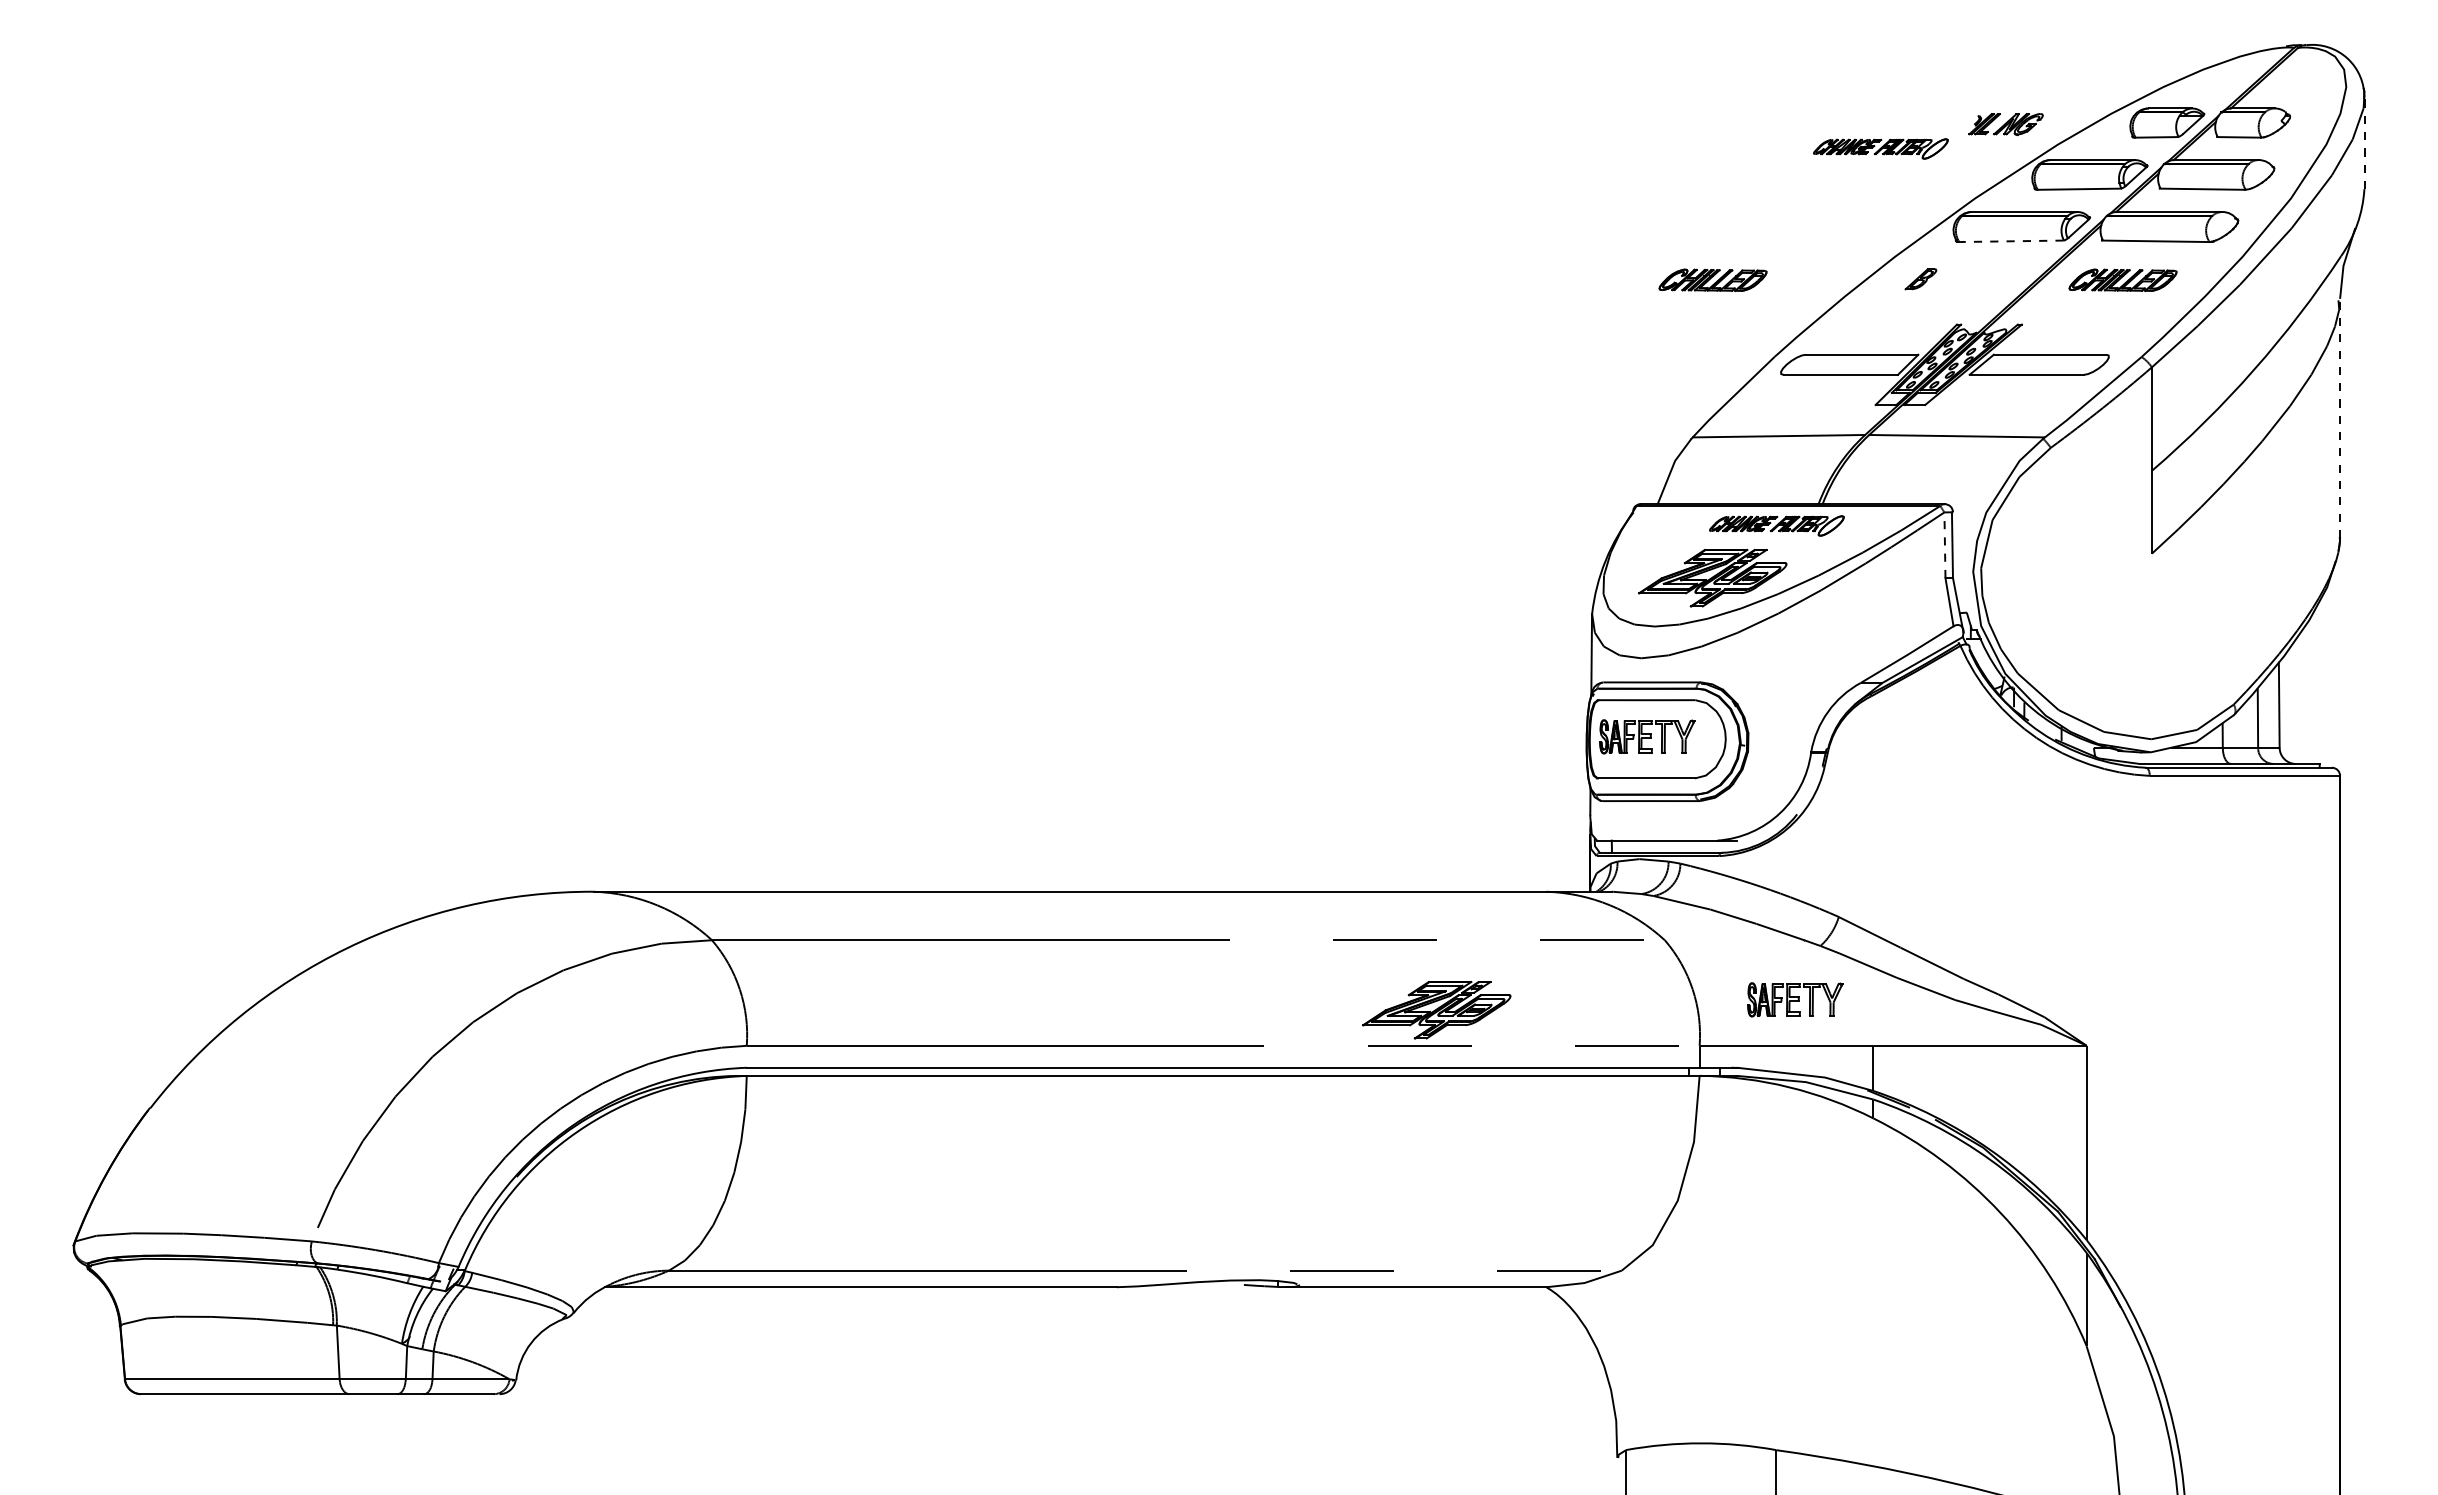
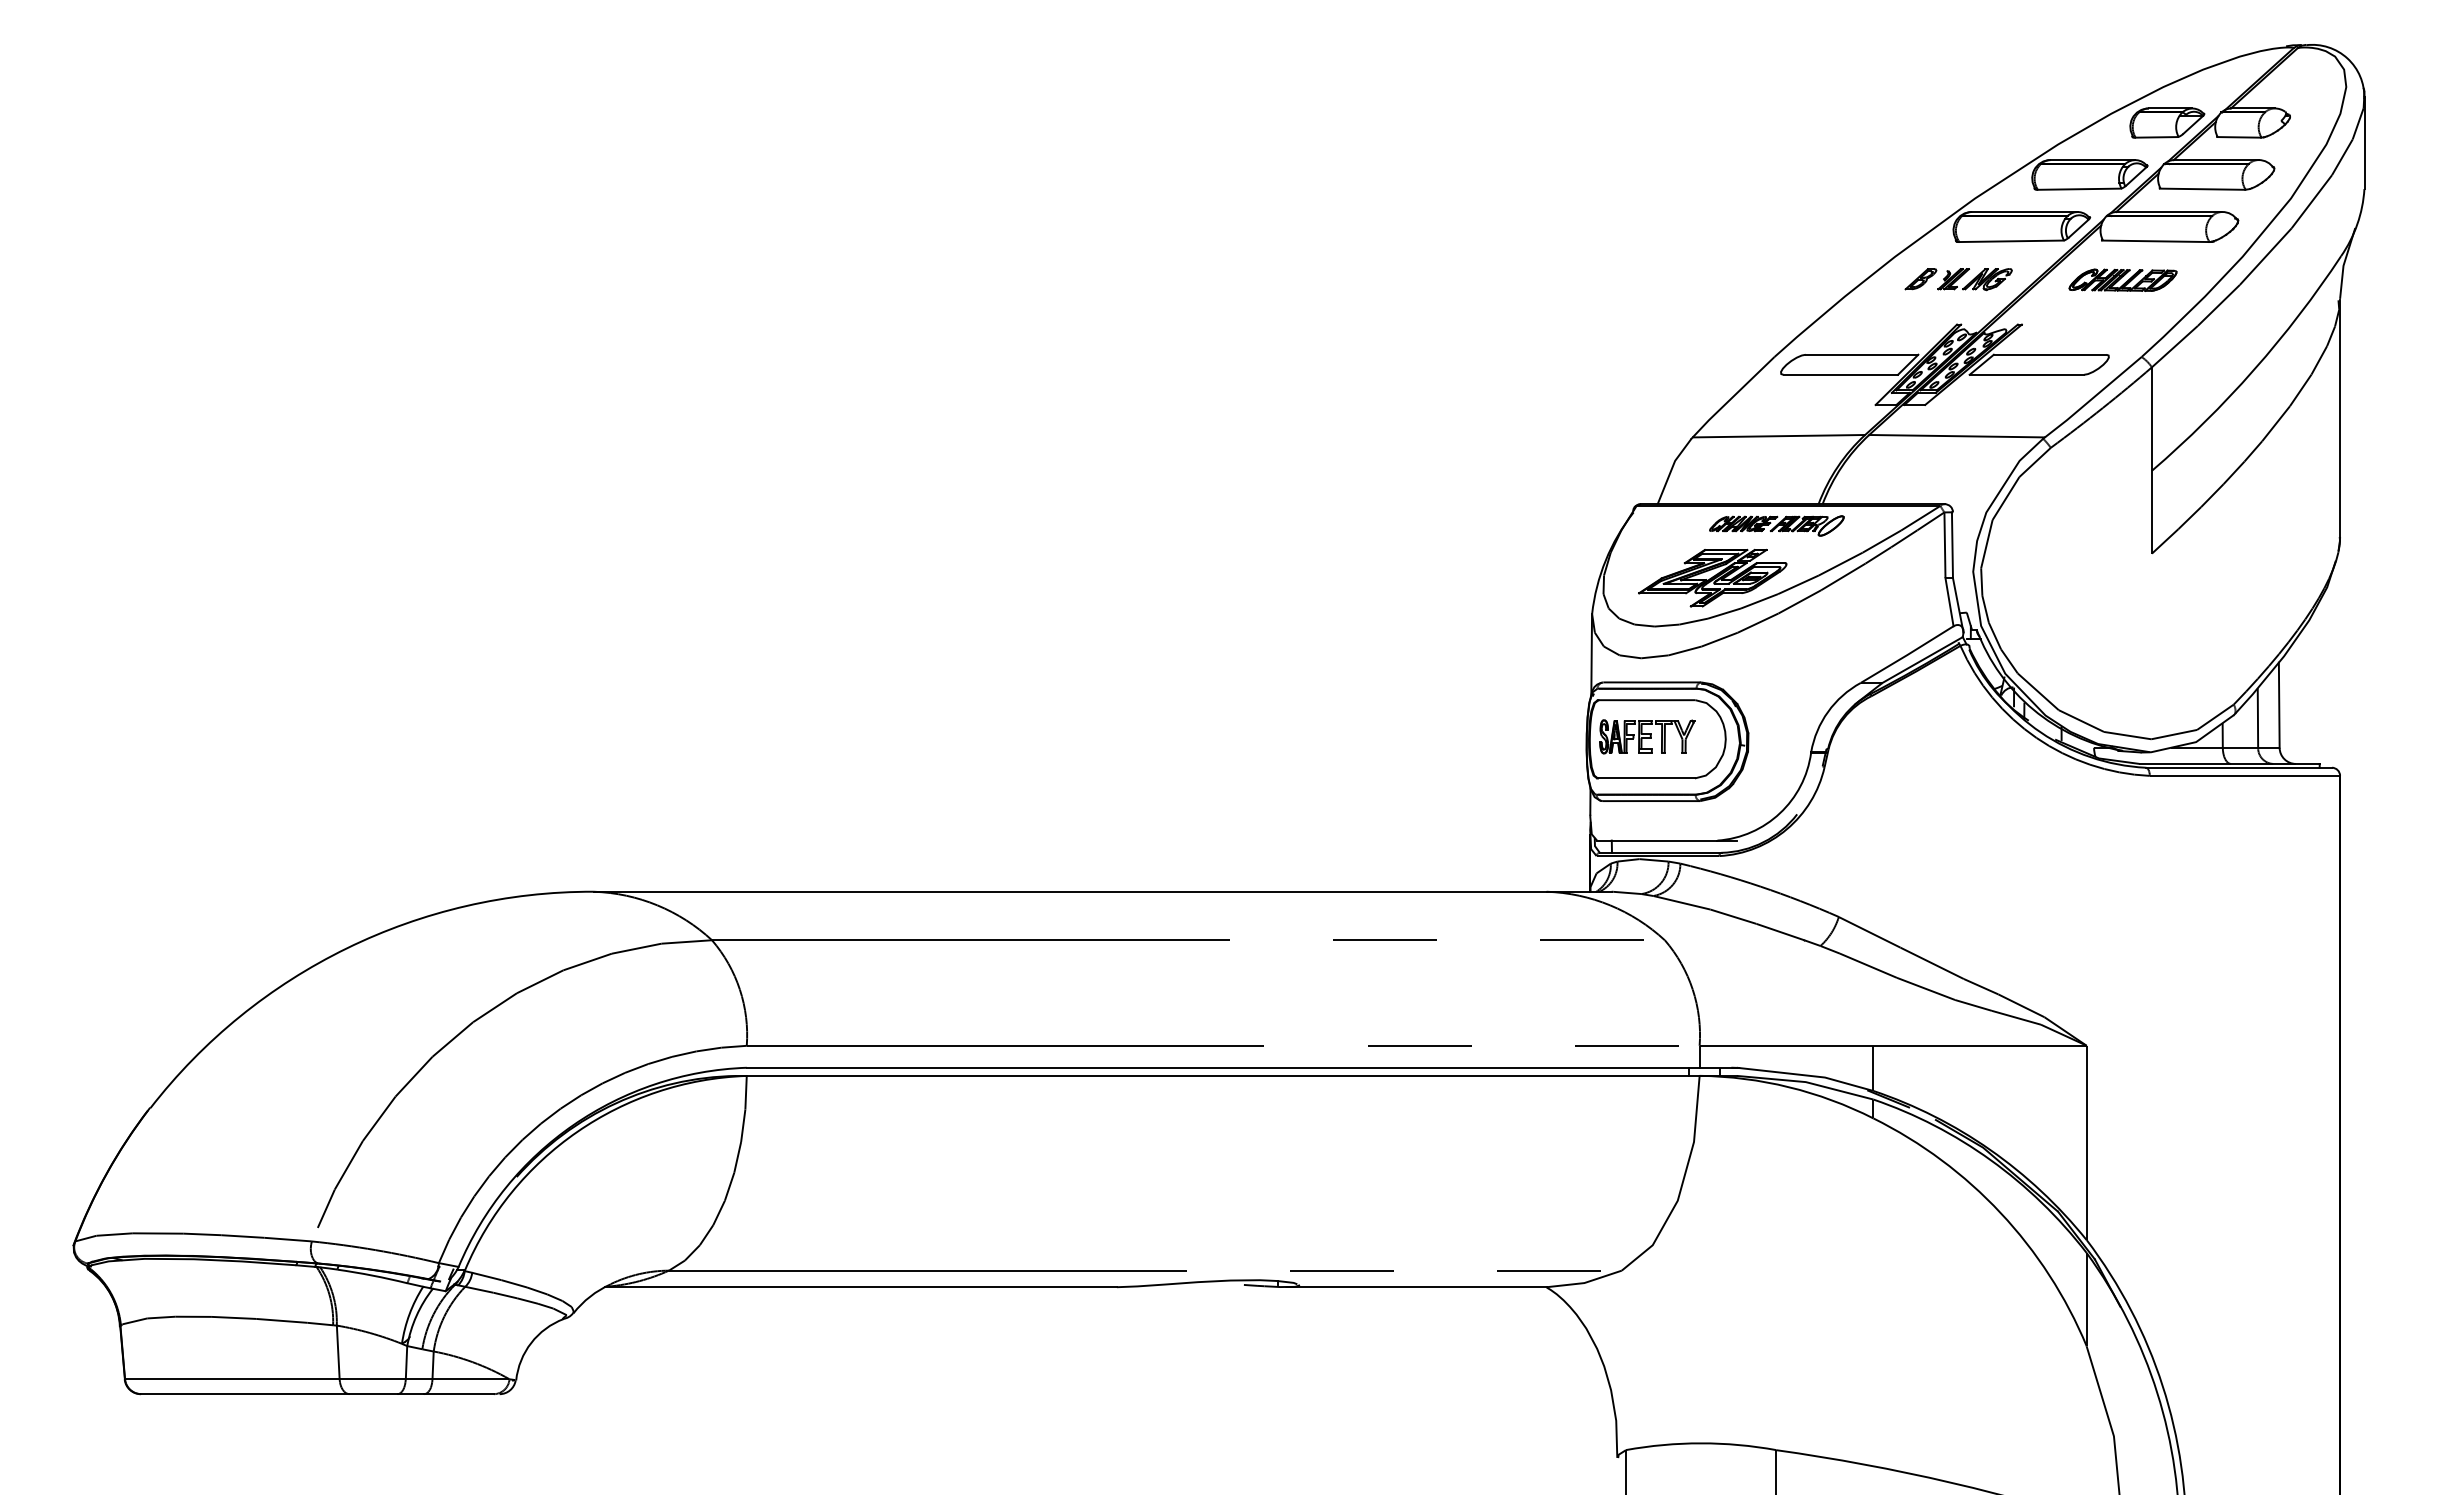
part position: (2005, 124) -> (1974, 279) (1974, 279)
line: dashed -> solid (2364, 142)
part: present -> none (1880, 148)
line: dashed -> solid (2010, 241)
part: present -> none (1712, 279)
line: dashed -> solid (2340, 419)
line: dashed -> solid (1944, 545)
part: present -> none (1795, 999)
part: present -> none (1436, 1009)
